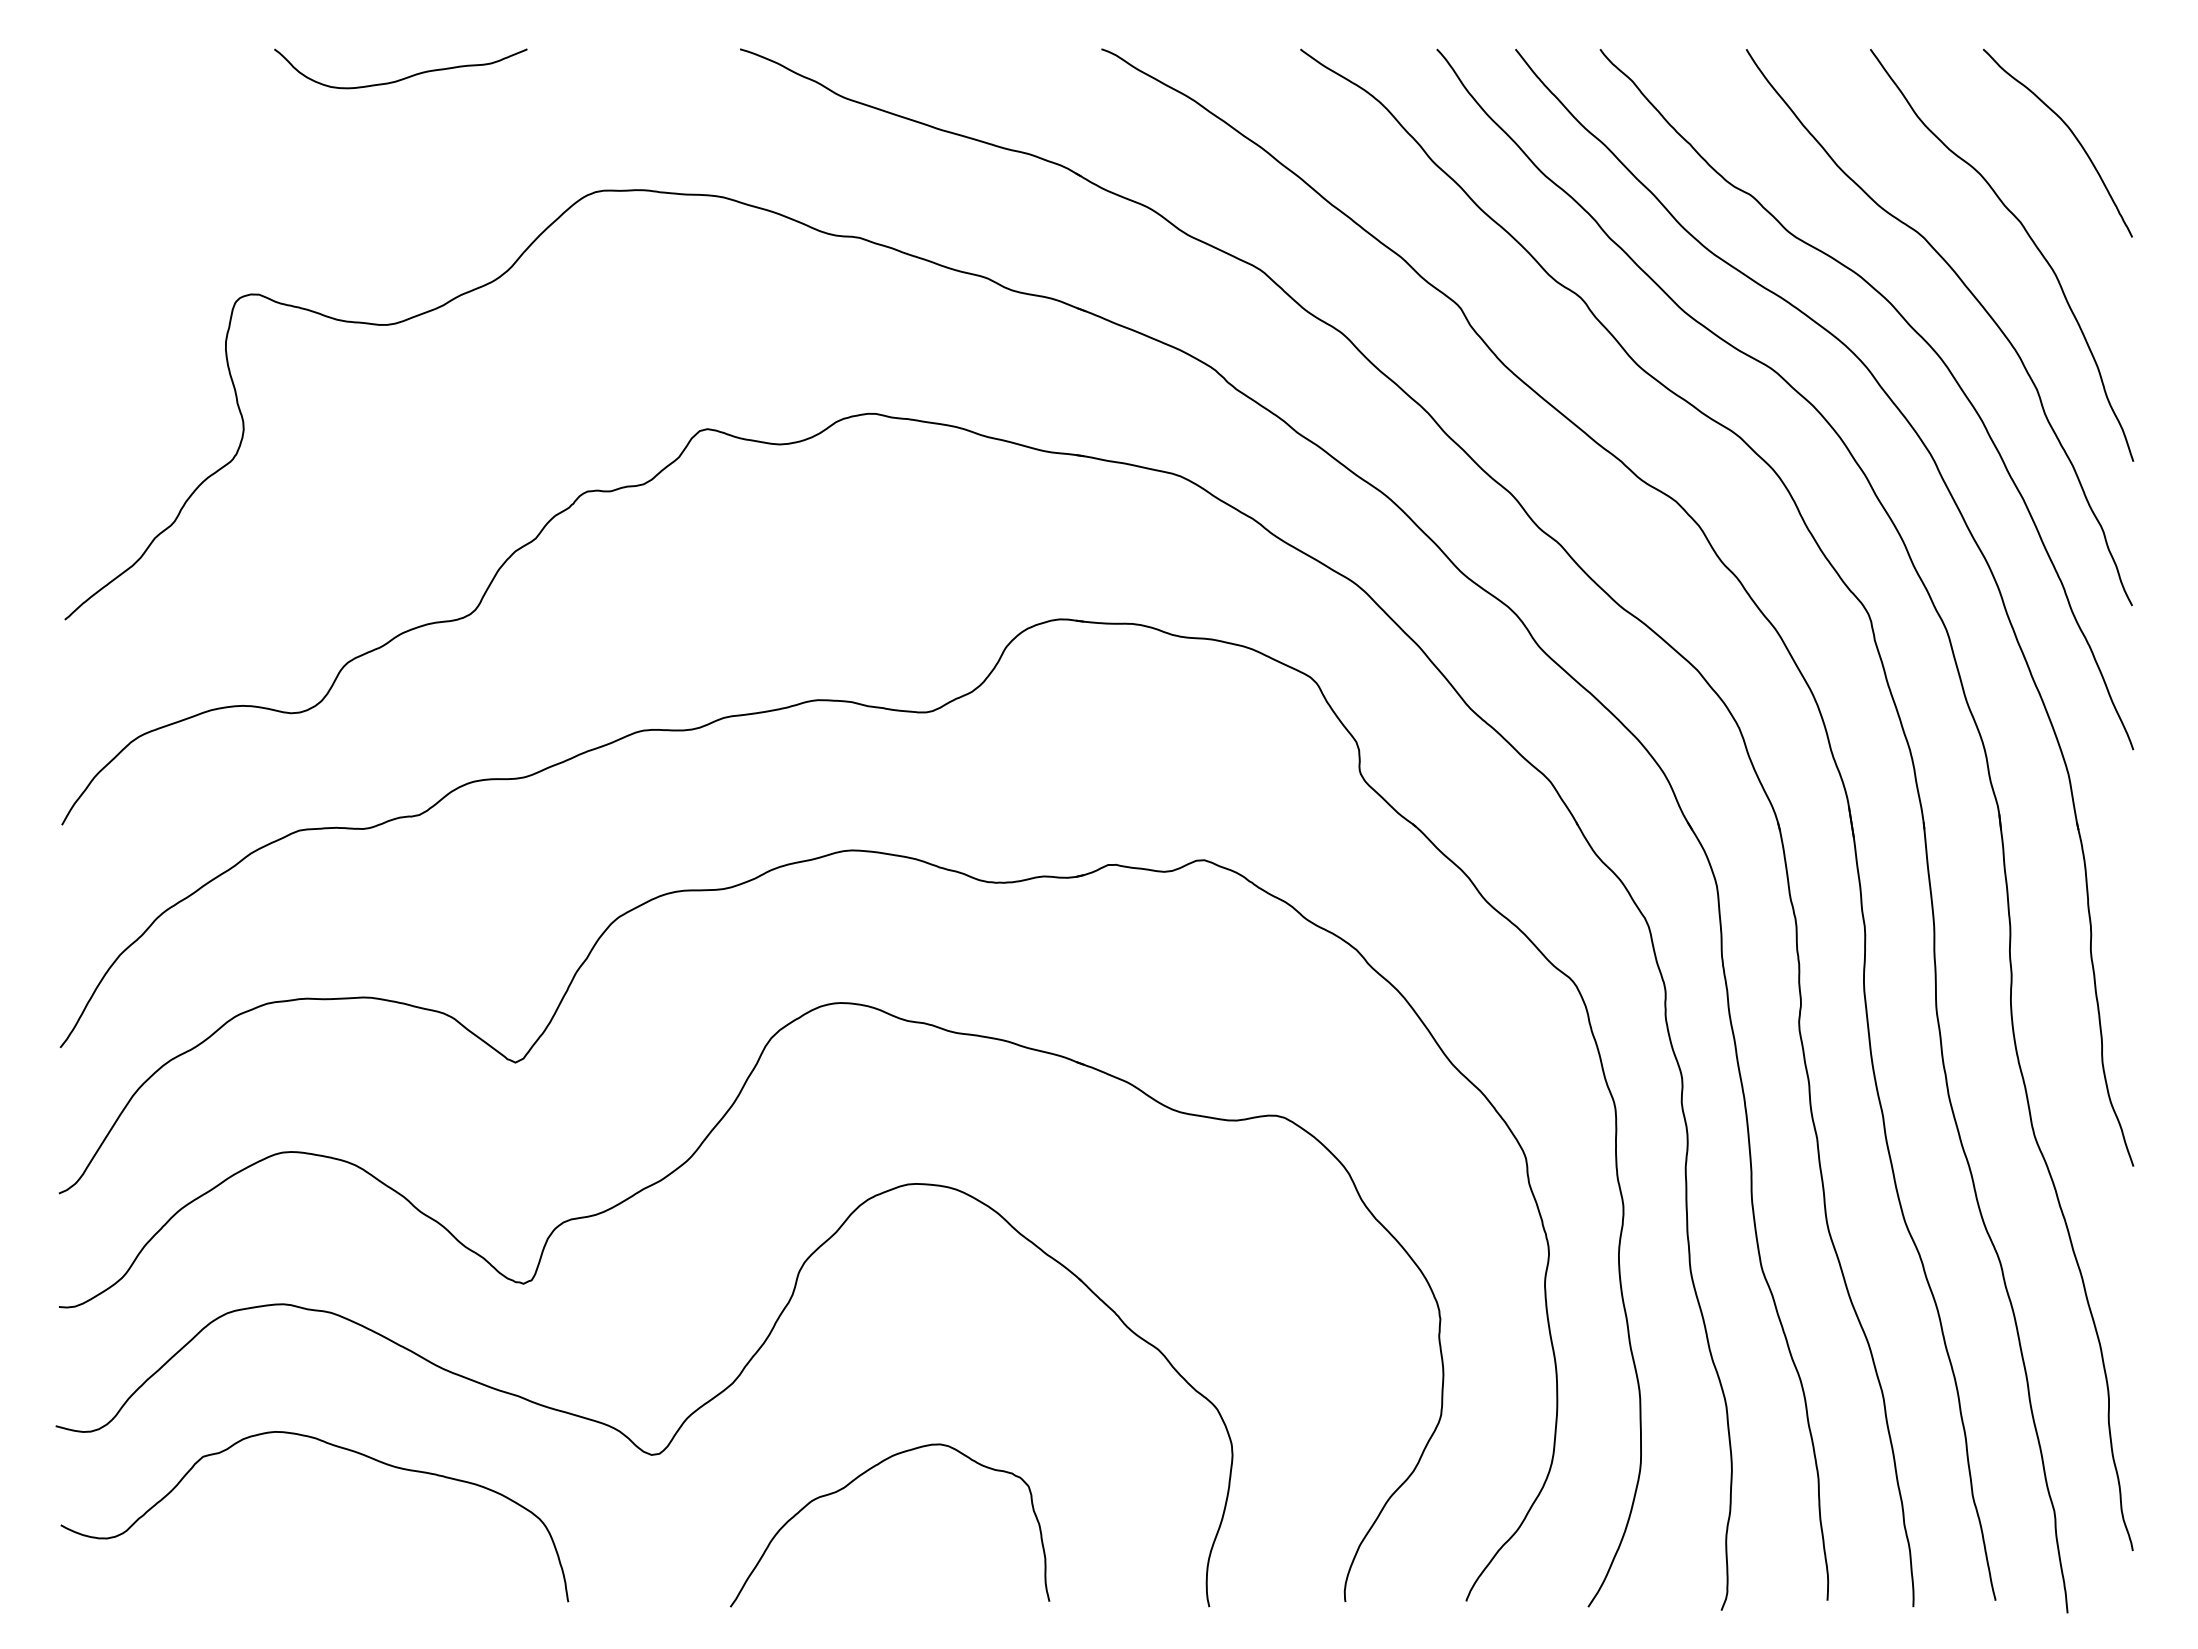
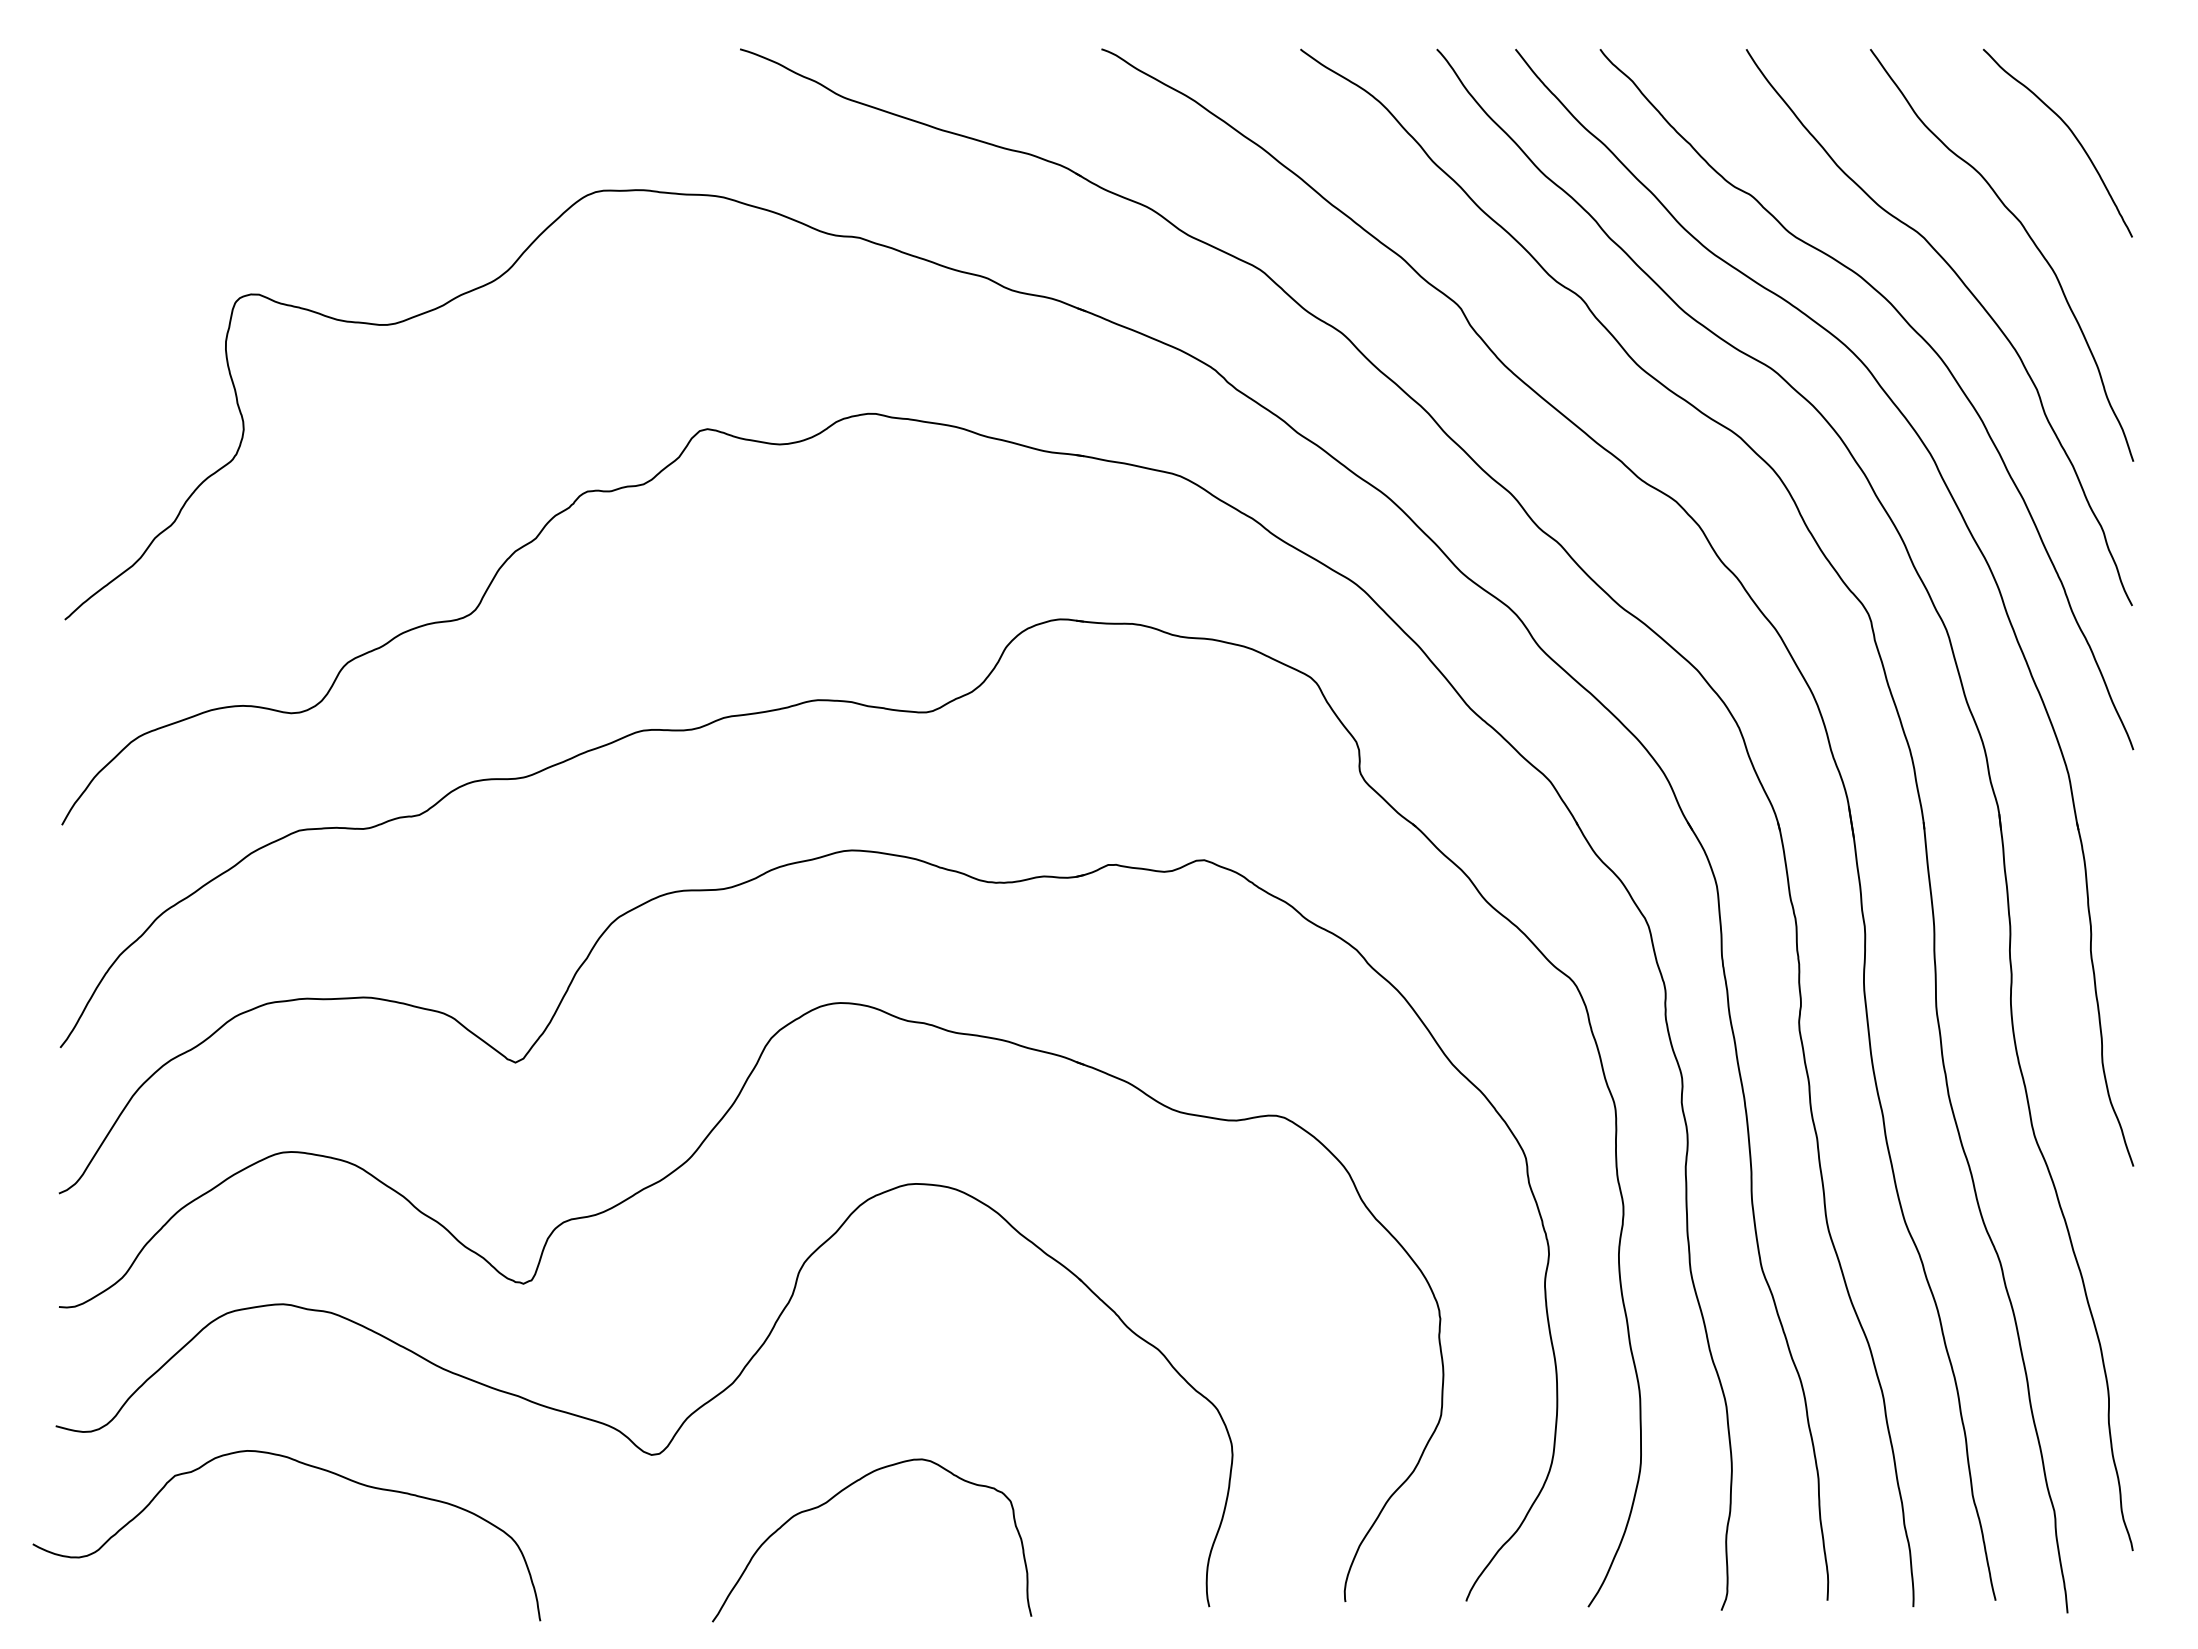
curve: present -> none (404, 77)
curve position: (336, 1447) -> (308, 1466) (308, 1466)
curve position: (855, 1480) -> (837, 1495) (837, 1495)
